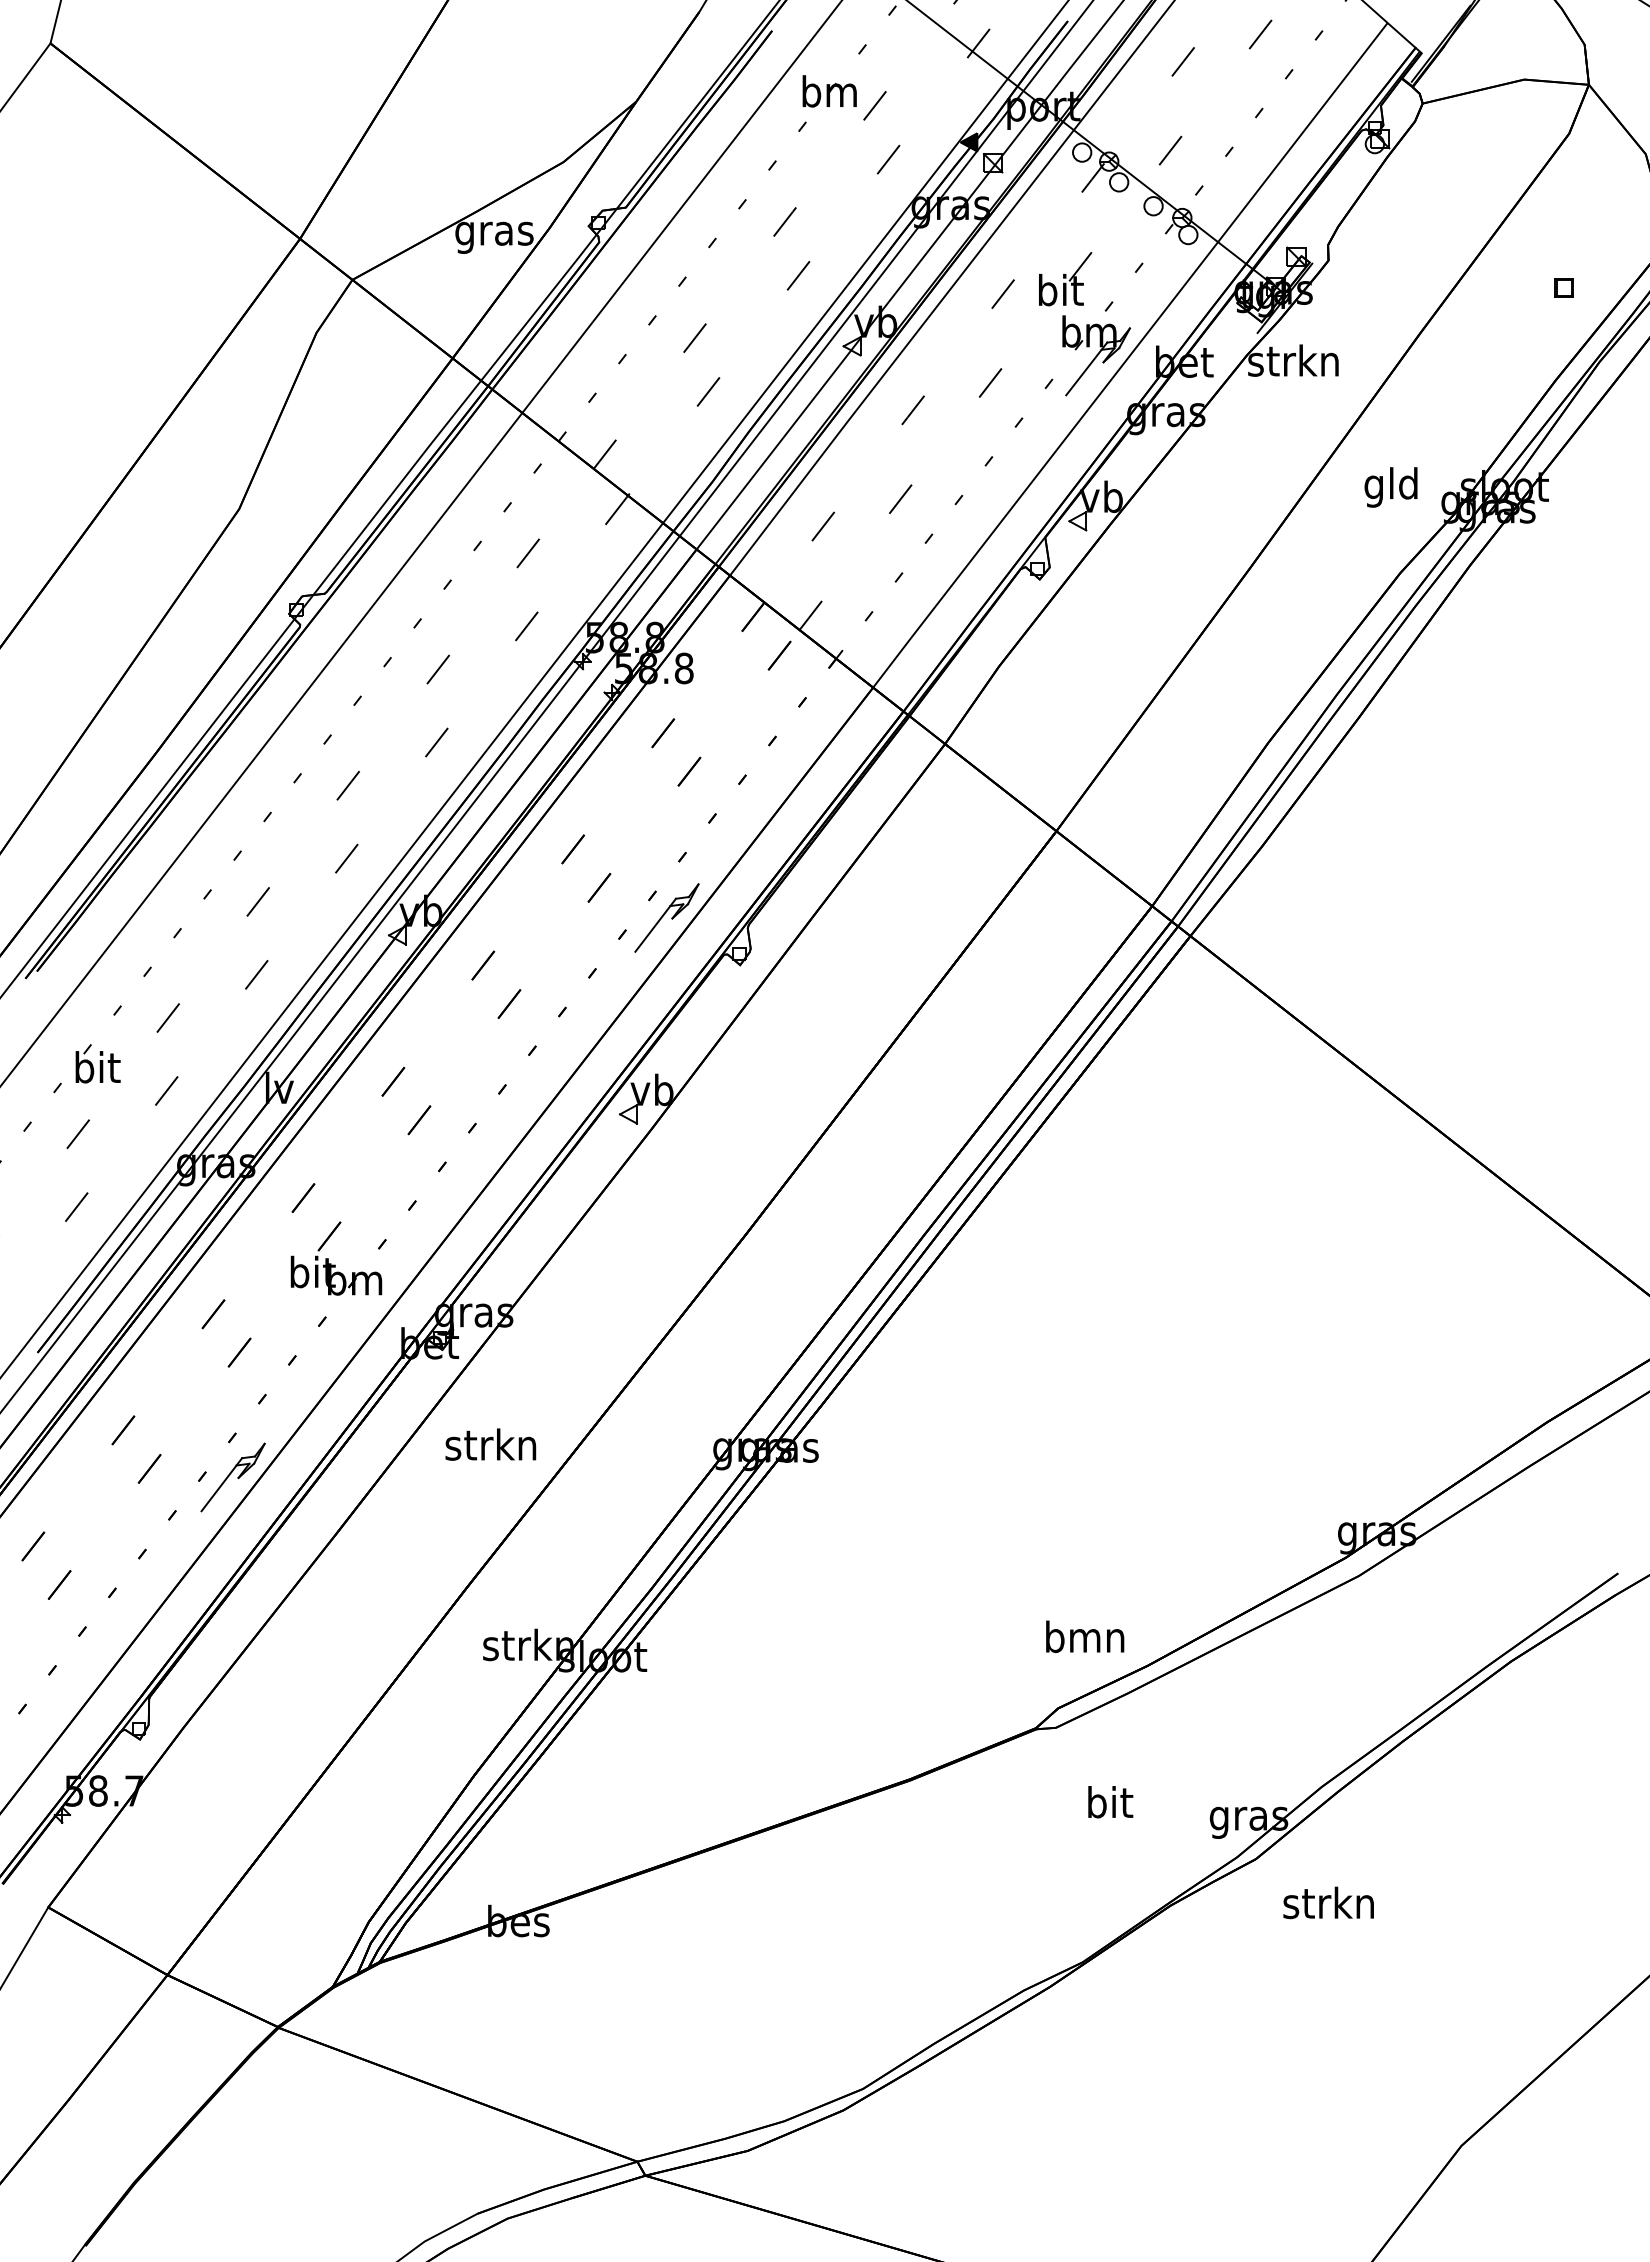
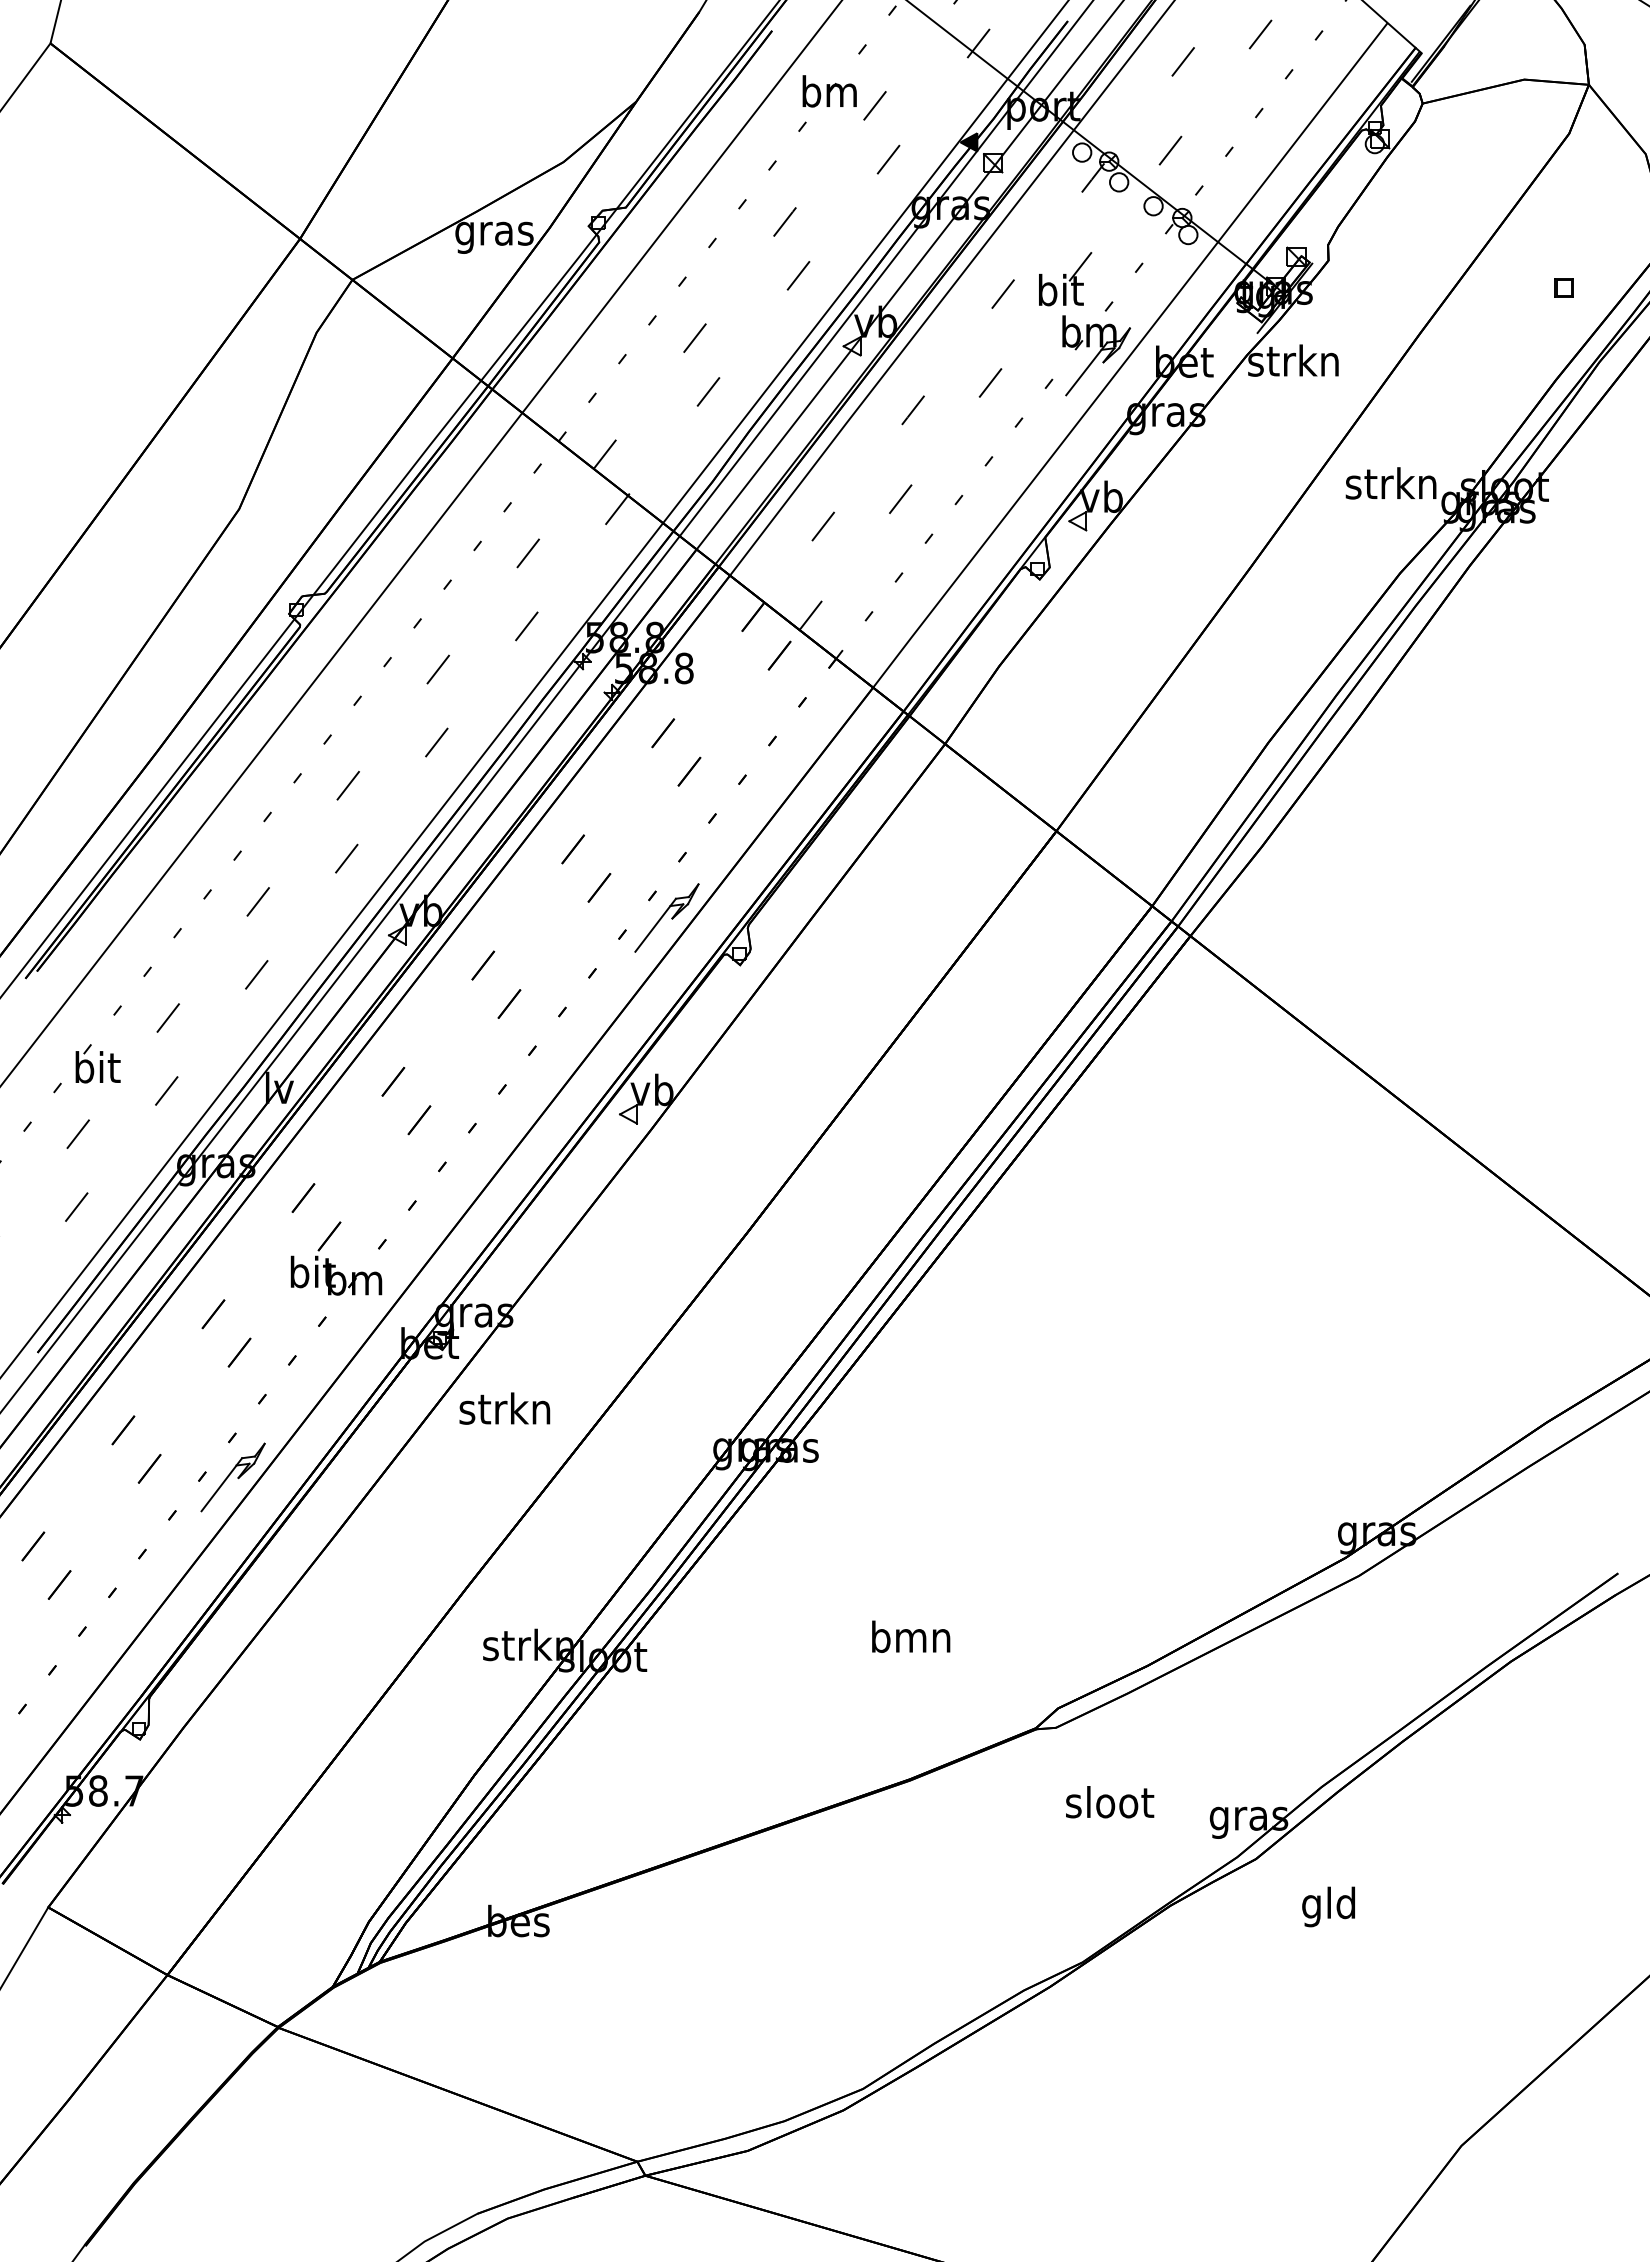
text: gld -> strkn (1390, 487)
text position: (490, 1444) -> (504, 1408) (504, 1408)
text position: (1085, 1636) -> (911, 1636) (911, 1636)
text: bit -> sloot (1110, 1802)
text: strkn -> gld (1328, 1906)
